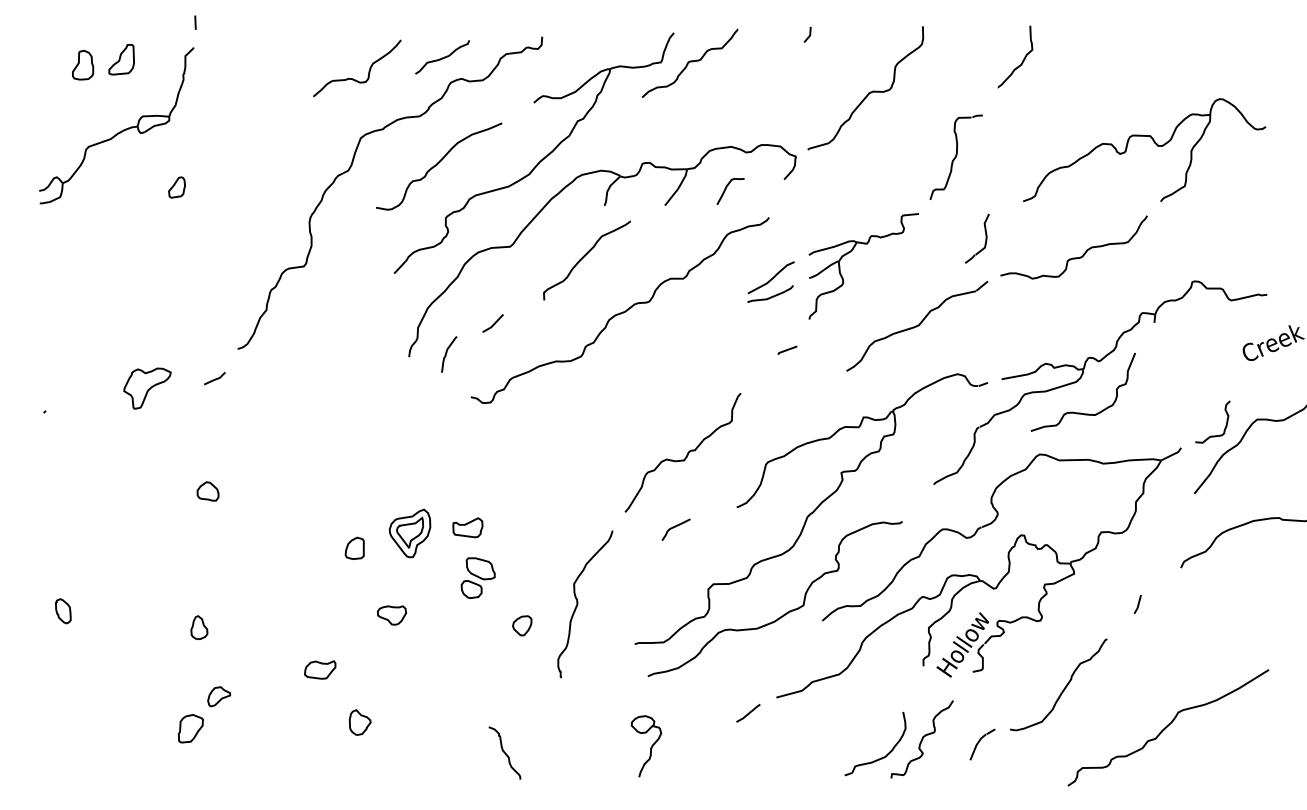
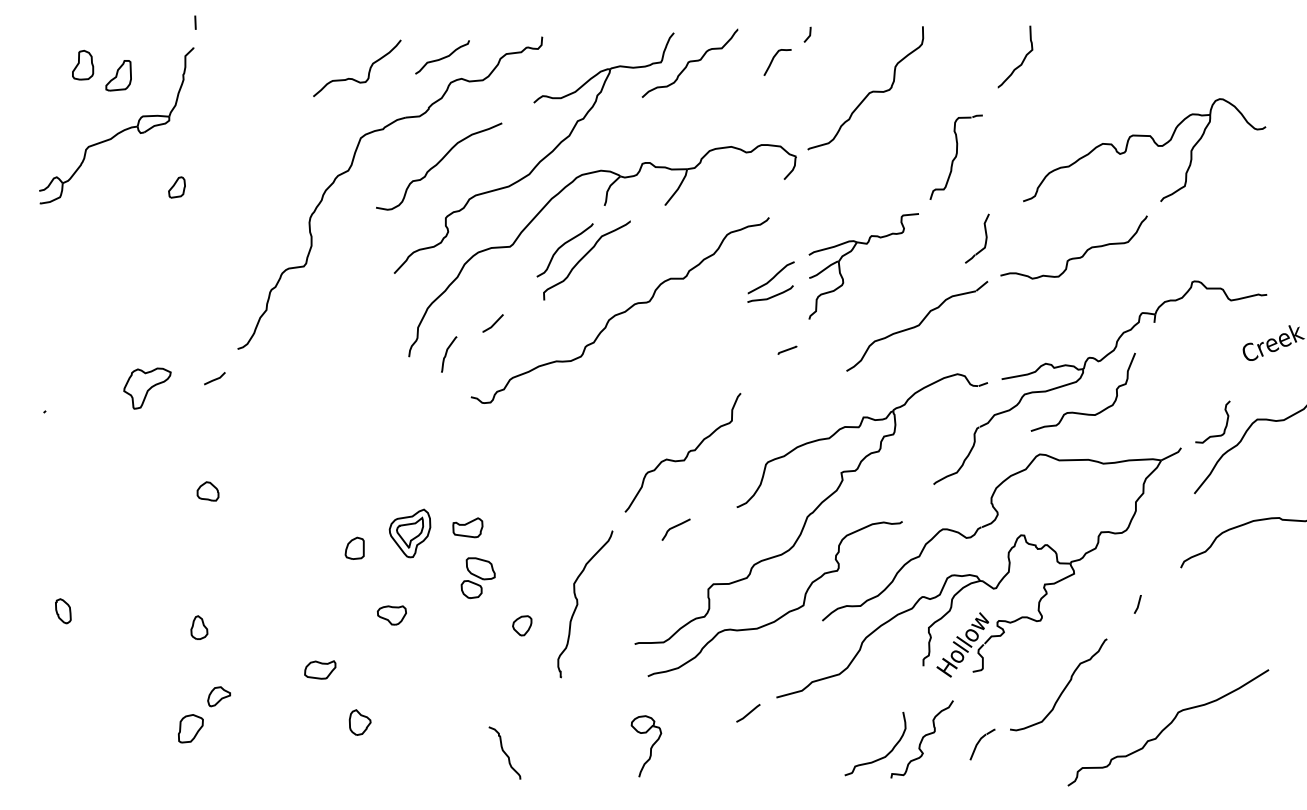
part position: (121, 59) -> (118, 75) (118, 75)
curve position: (726, 189) -> (773, 60) (773, 60)
curve: none -> present (561, 247)
